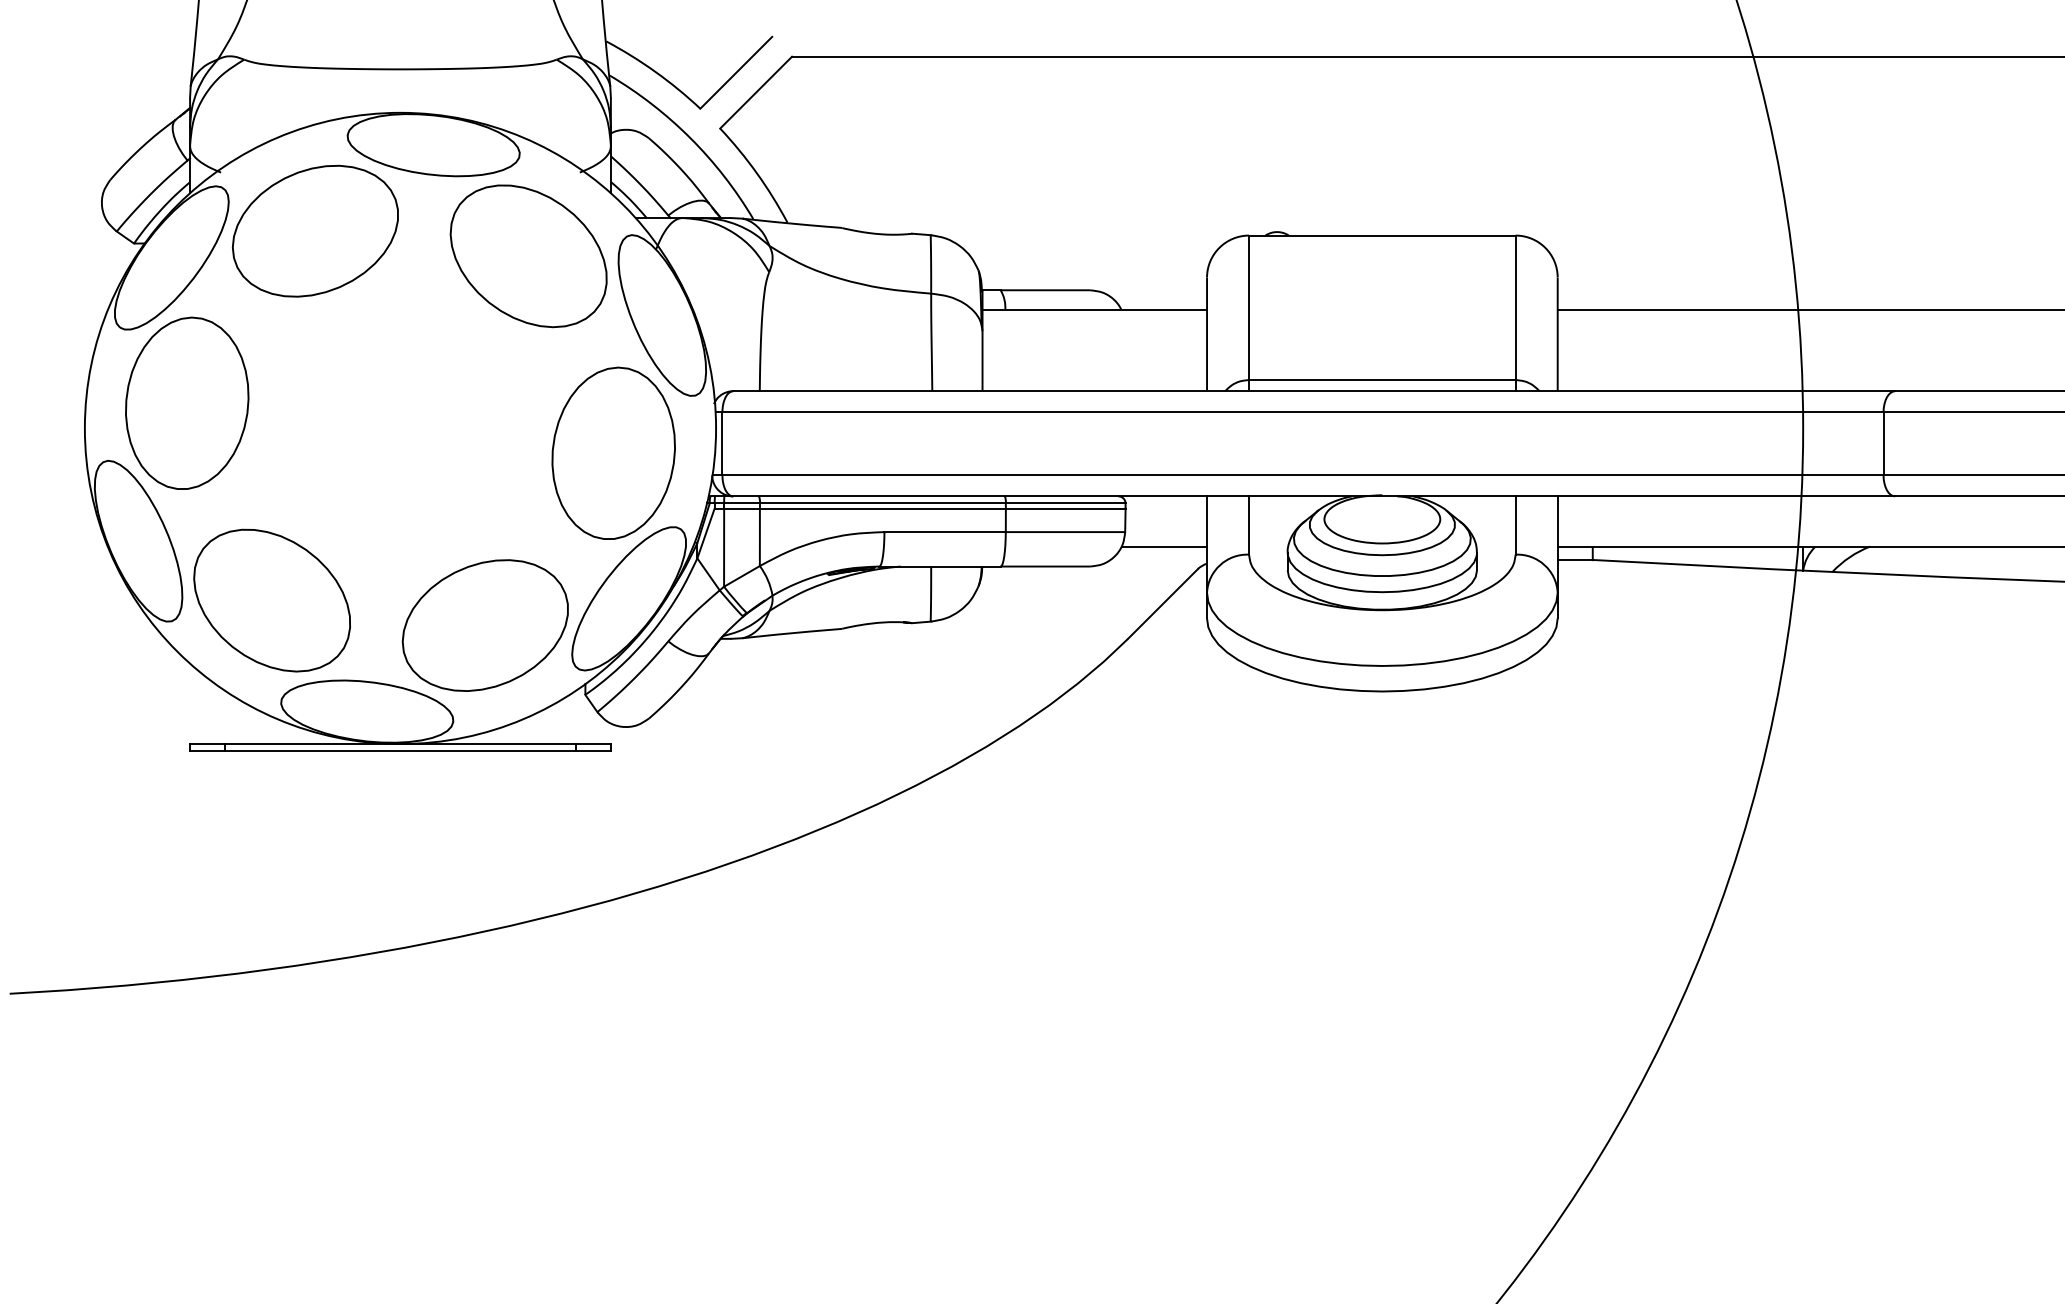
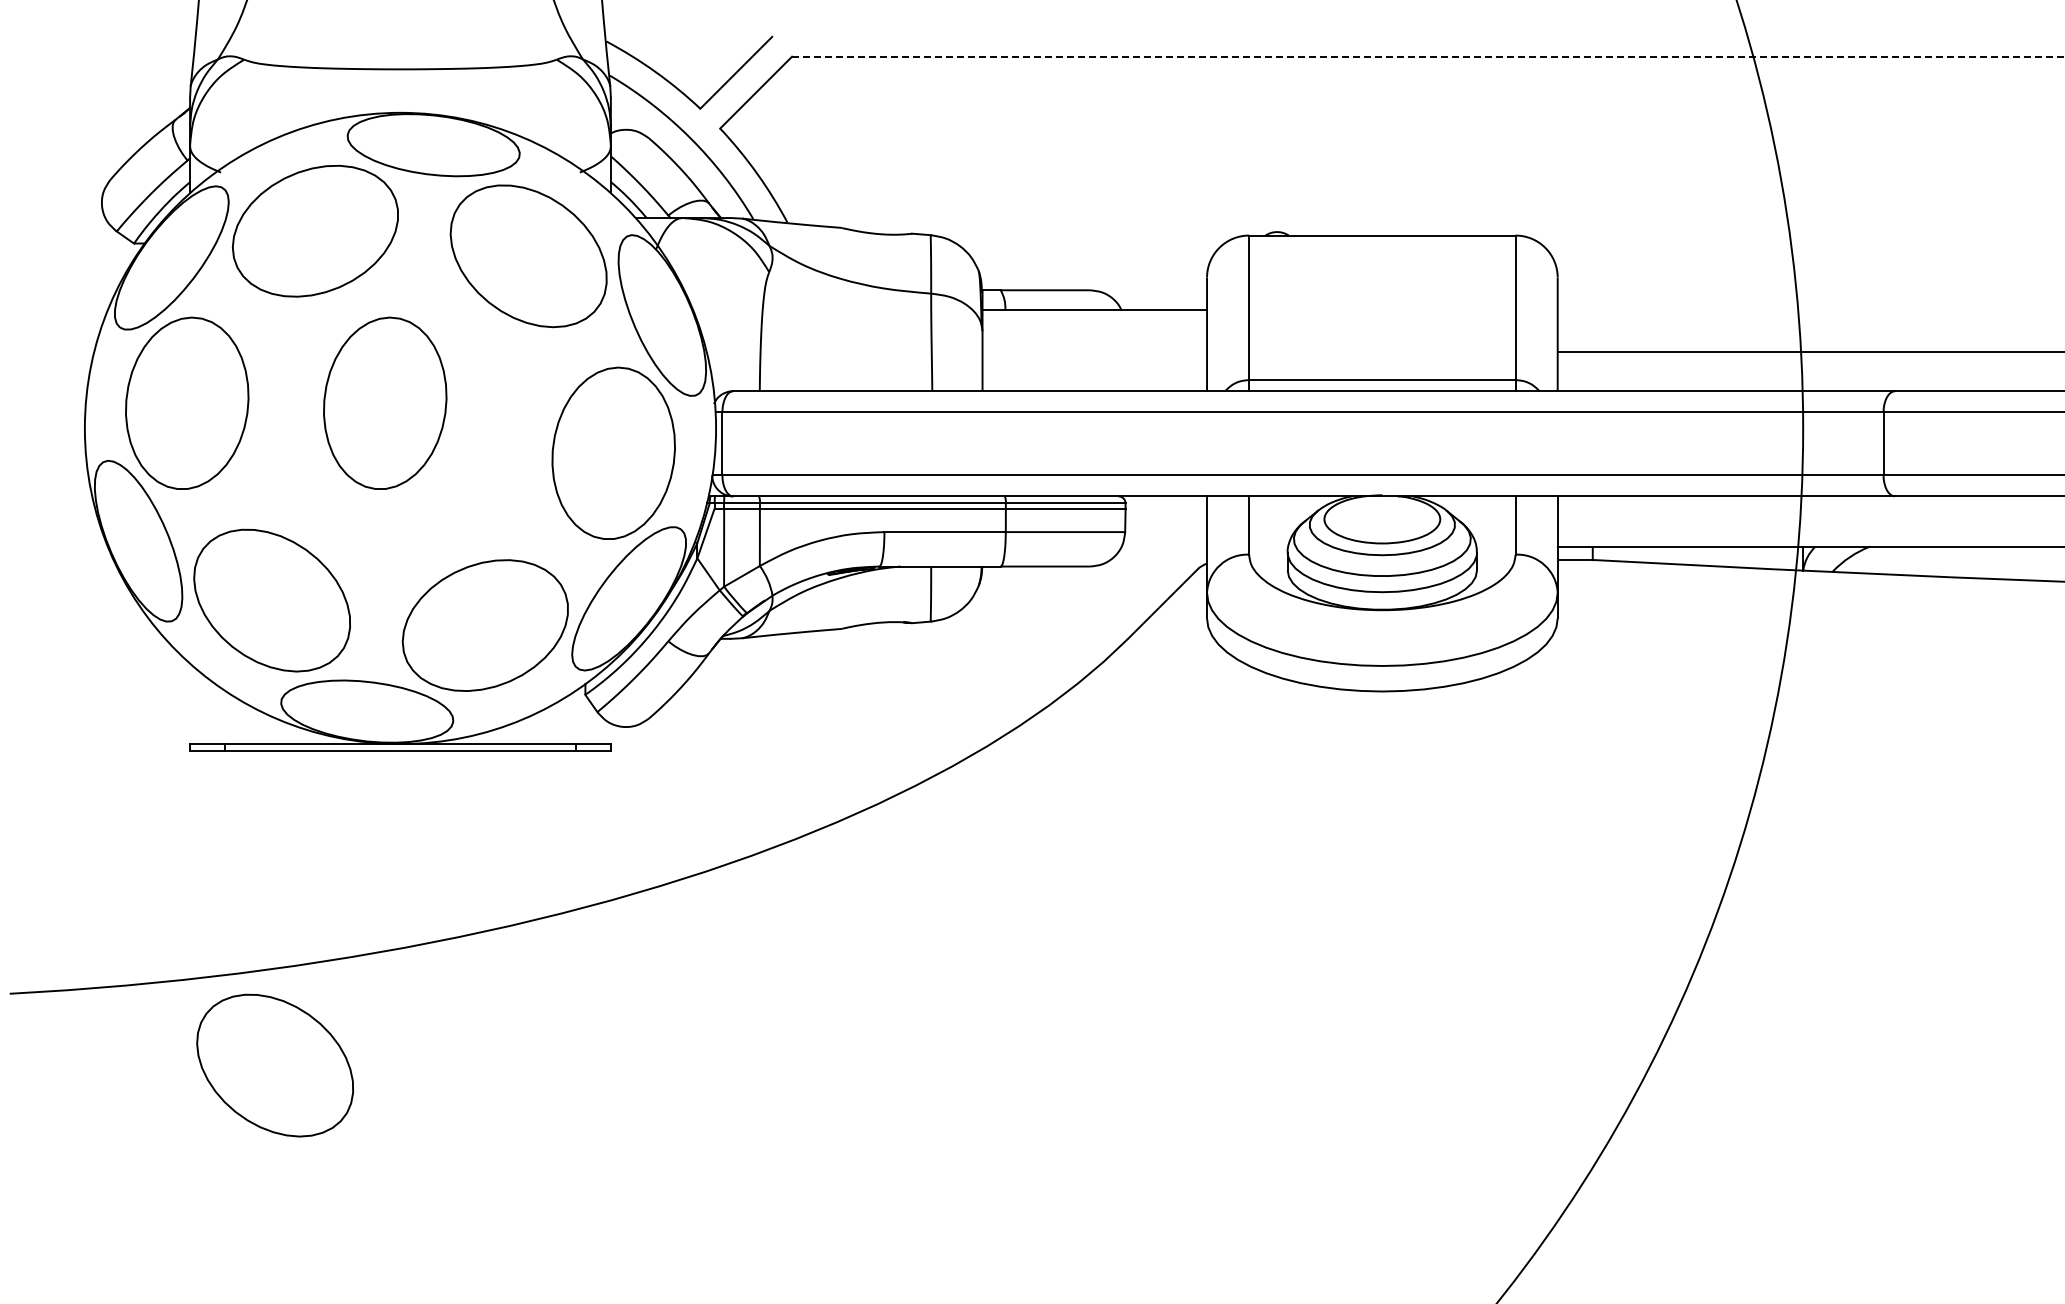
line: solid -> dashed (1428, 56)
line position: (1809, 310) -> (1809, 352) (1809, 352)
part: none -> present (385, 402)
line: present -> none (1164, 546)
part: none -> present (274, 1065)
